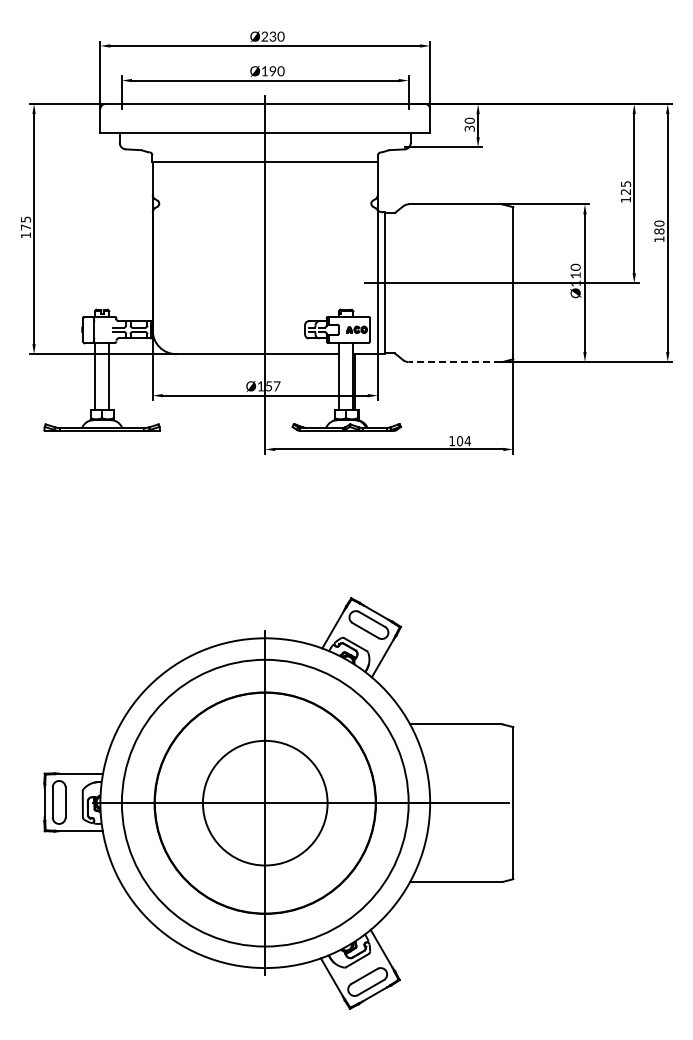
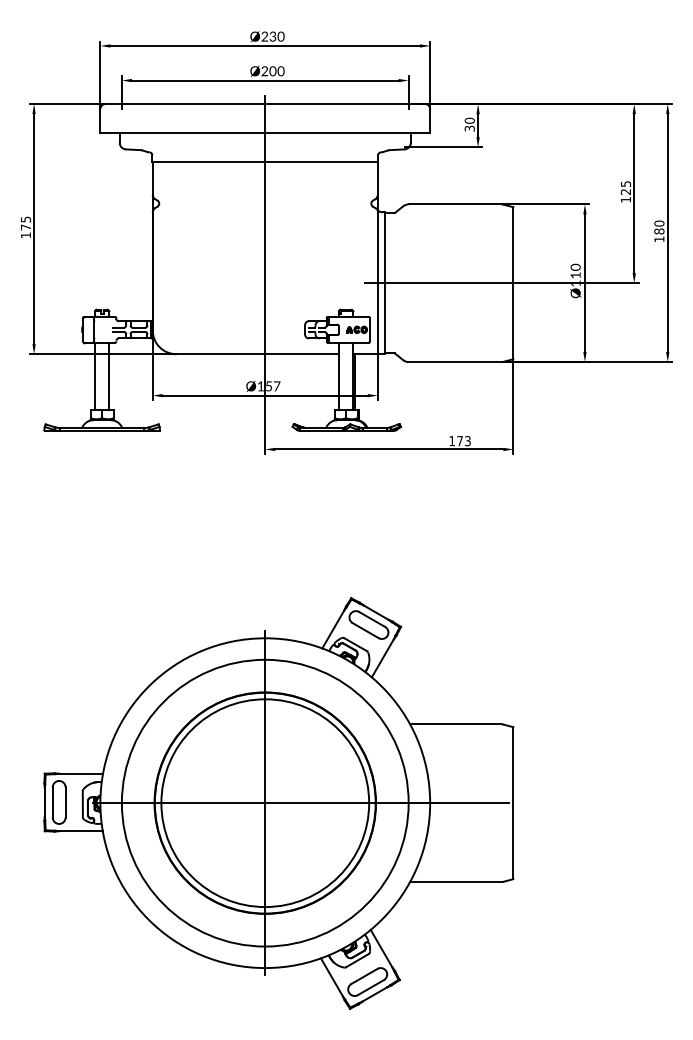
text: Ø190 -> Ø200 (268, 71)
line: dashed -> solid (454, 362)
text: 104 -> 173 (464, 441)
circle diameter: 125 px -> 208 px (265, 803)
